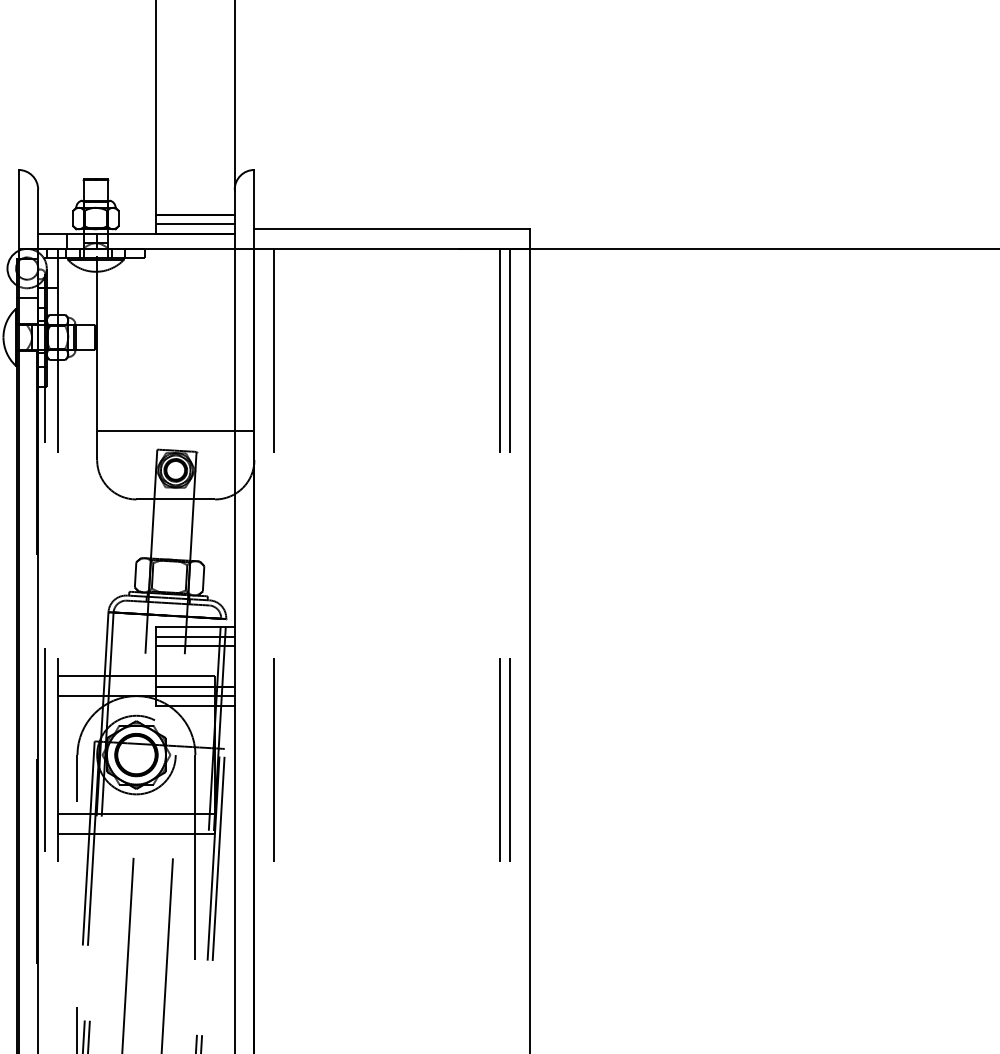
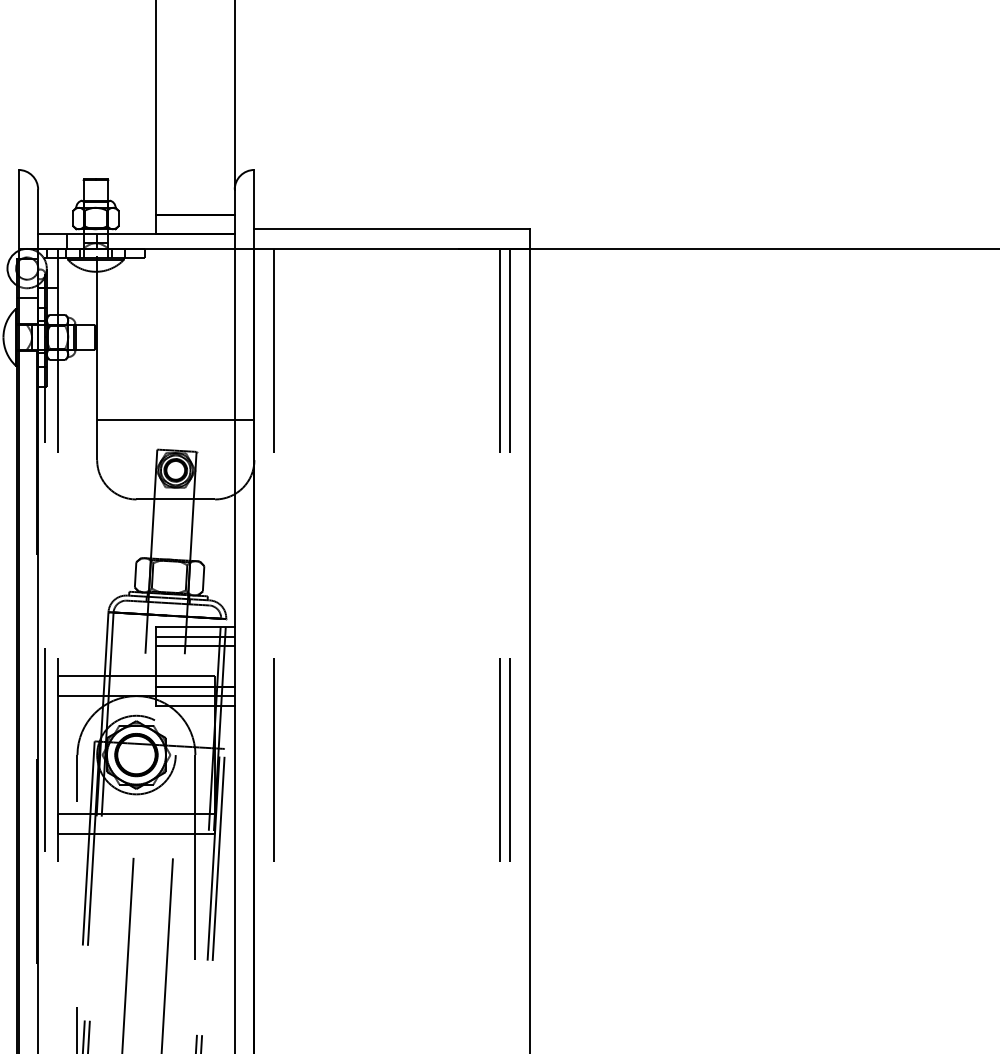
line: present -> none (195, 224)
line position: (175, 430) -> (175, 419) (175, 419)
